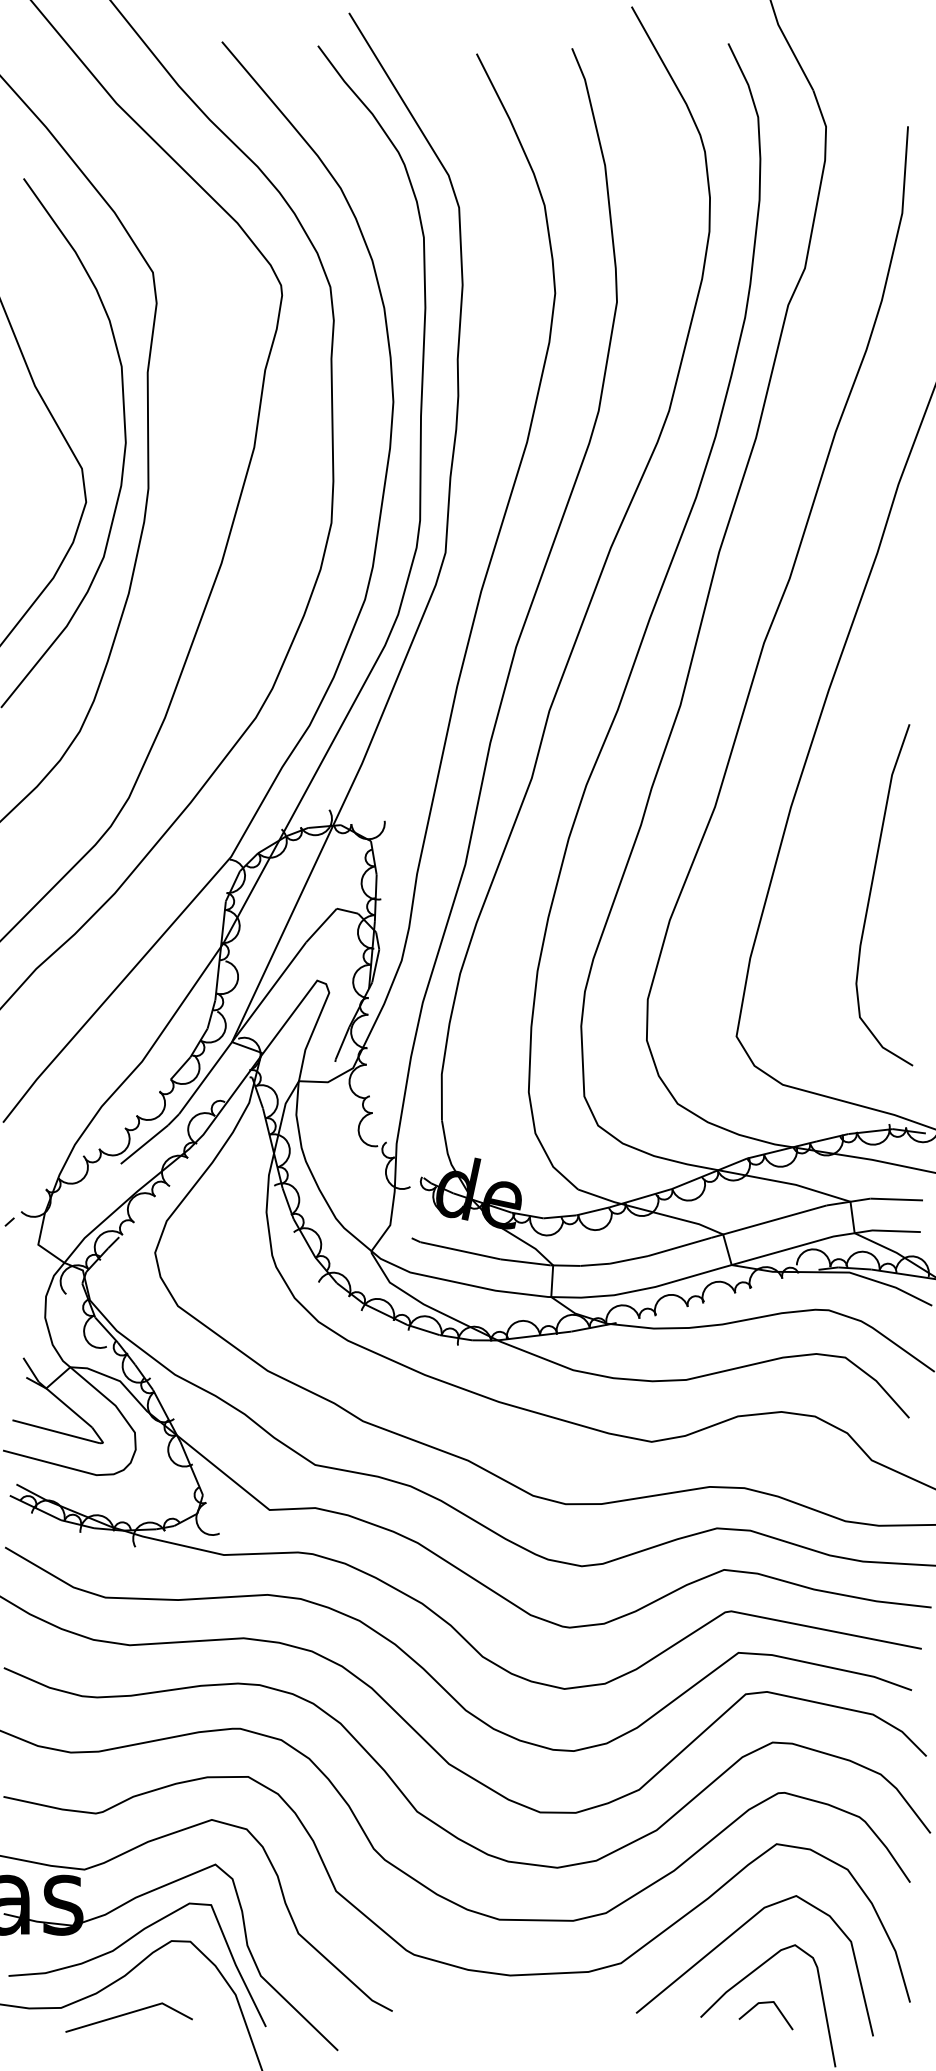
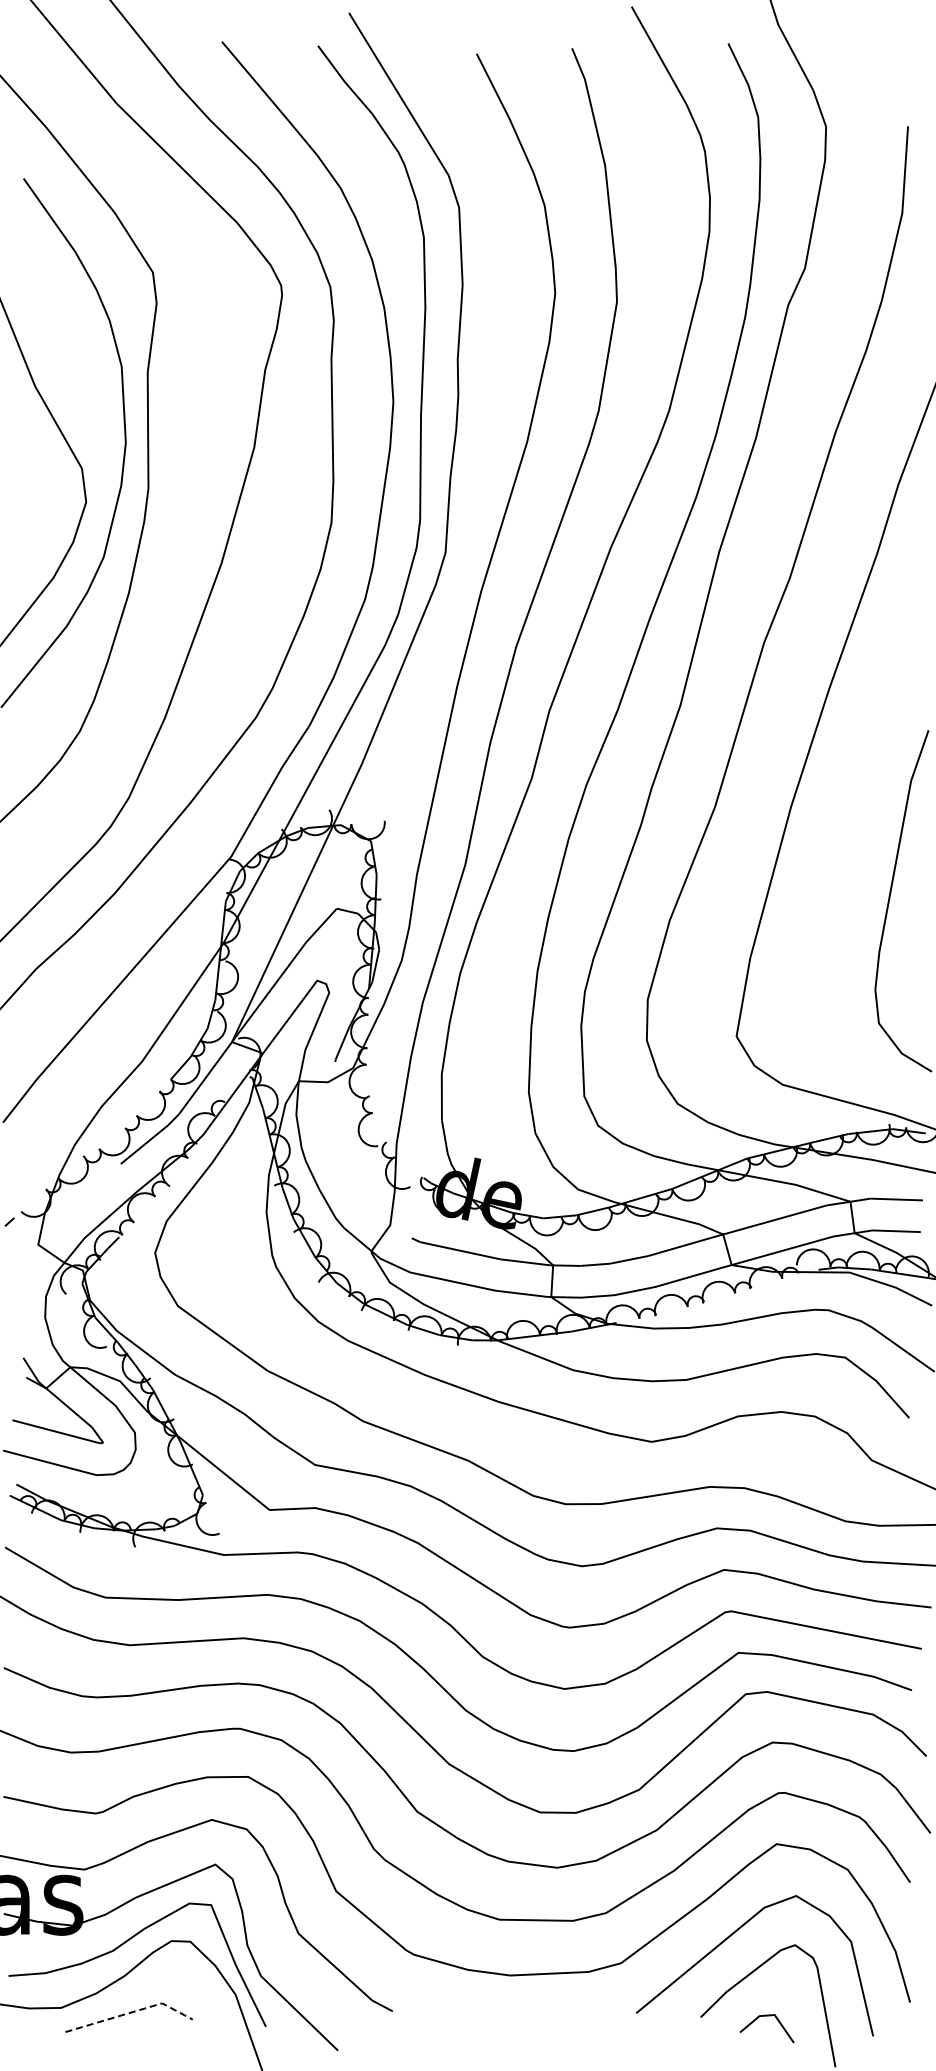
curve position: (871, 892) -> (890, 898) (890, 898)
line position: (765, 2003) -> (766, 2016) (766, 2016)
line: solid -> dashed (131, 2012)
